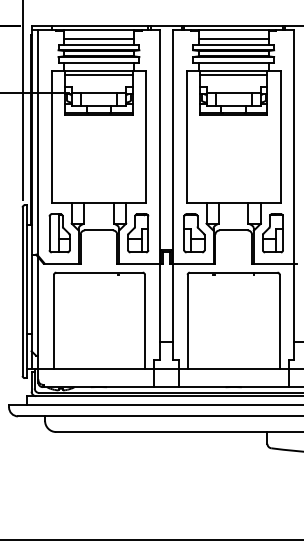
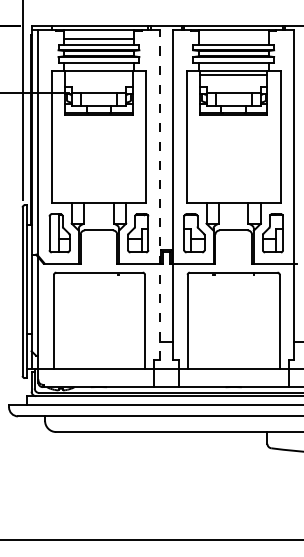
line: present -> none (233, 39)
line: present -> none (98, 75)
line: solid -> dashed (159, 194)
